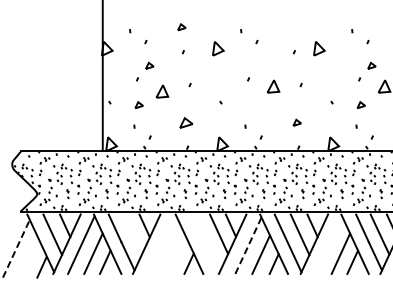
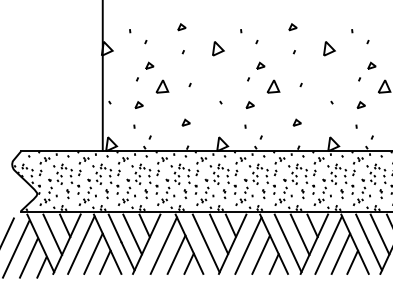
part: none -> present (292, 27)
line position: (320, 47) -> (330, 47) (330, 47)
part: none -> present (260, 65)
line position: (161, 90) -> (161, 85) (161, 85)
part: none -> present (249, 104)
part size: 15x12 px -> 10x9 px (185, 122)
line: none -> present (7, 230)
line: none -> present (132, 234)
line: none -> present (205, 243)
line: none -> present (328, 244)
line: none -> present (163, 245)
line: dashed -> solid (248, 245)
line: dashed -> solid (16, 249)
line: none -> present (176, 254)
line: none -> present (28, 258)
